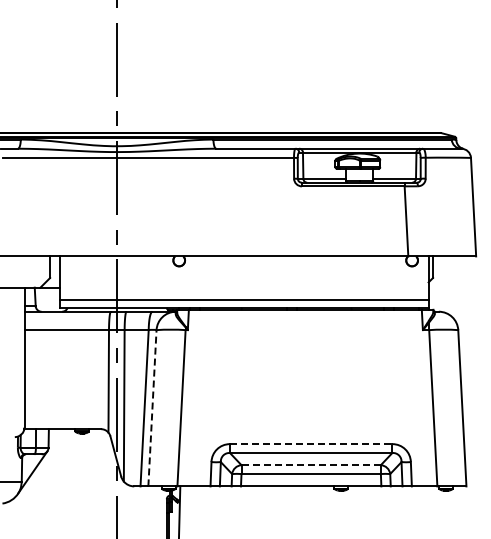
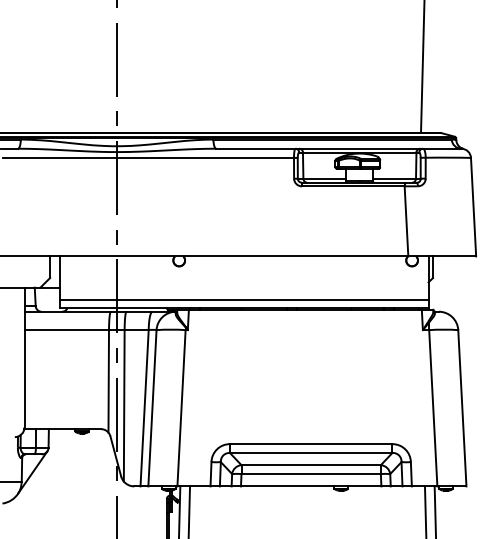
line: none -> present (422, 67)
line: dashed -> solid (152, 407)
line: dashed -> solid (311, 444)
line: dashed -> solid (311, 465)
line: none -> present (189, 510)
line: none -> present (425, 510)
line: none -> present (434, 510)
